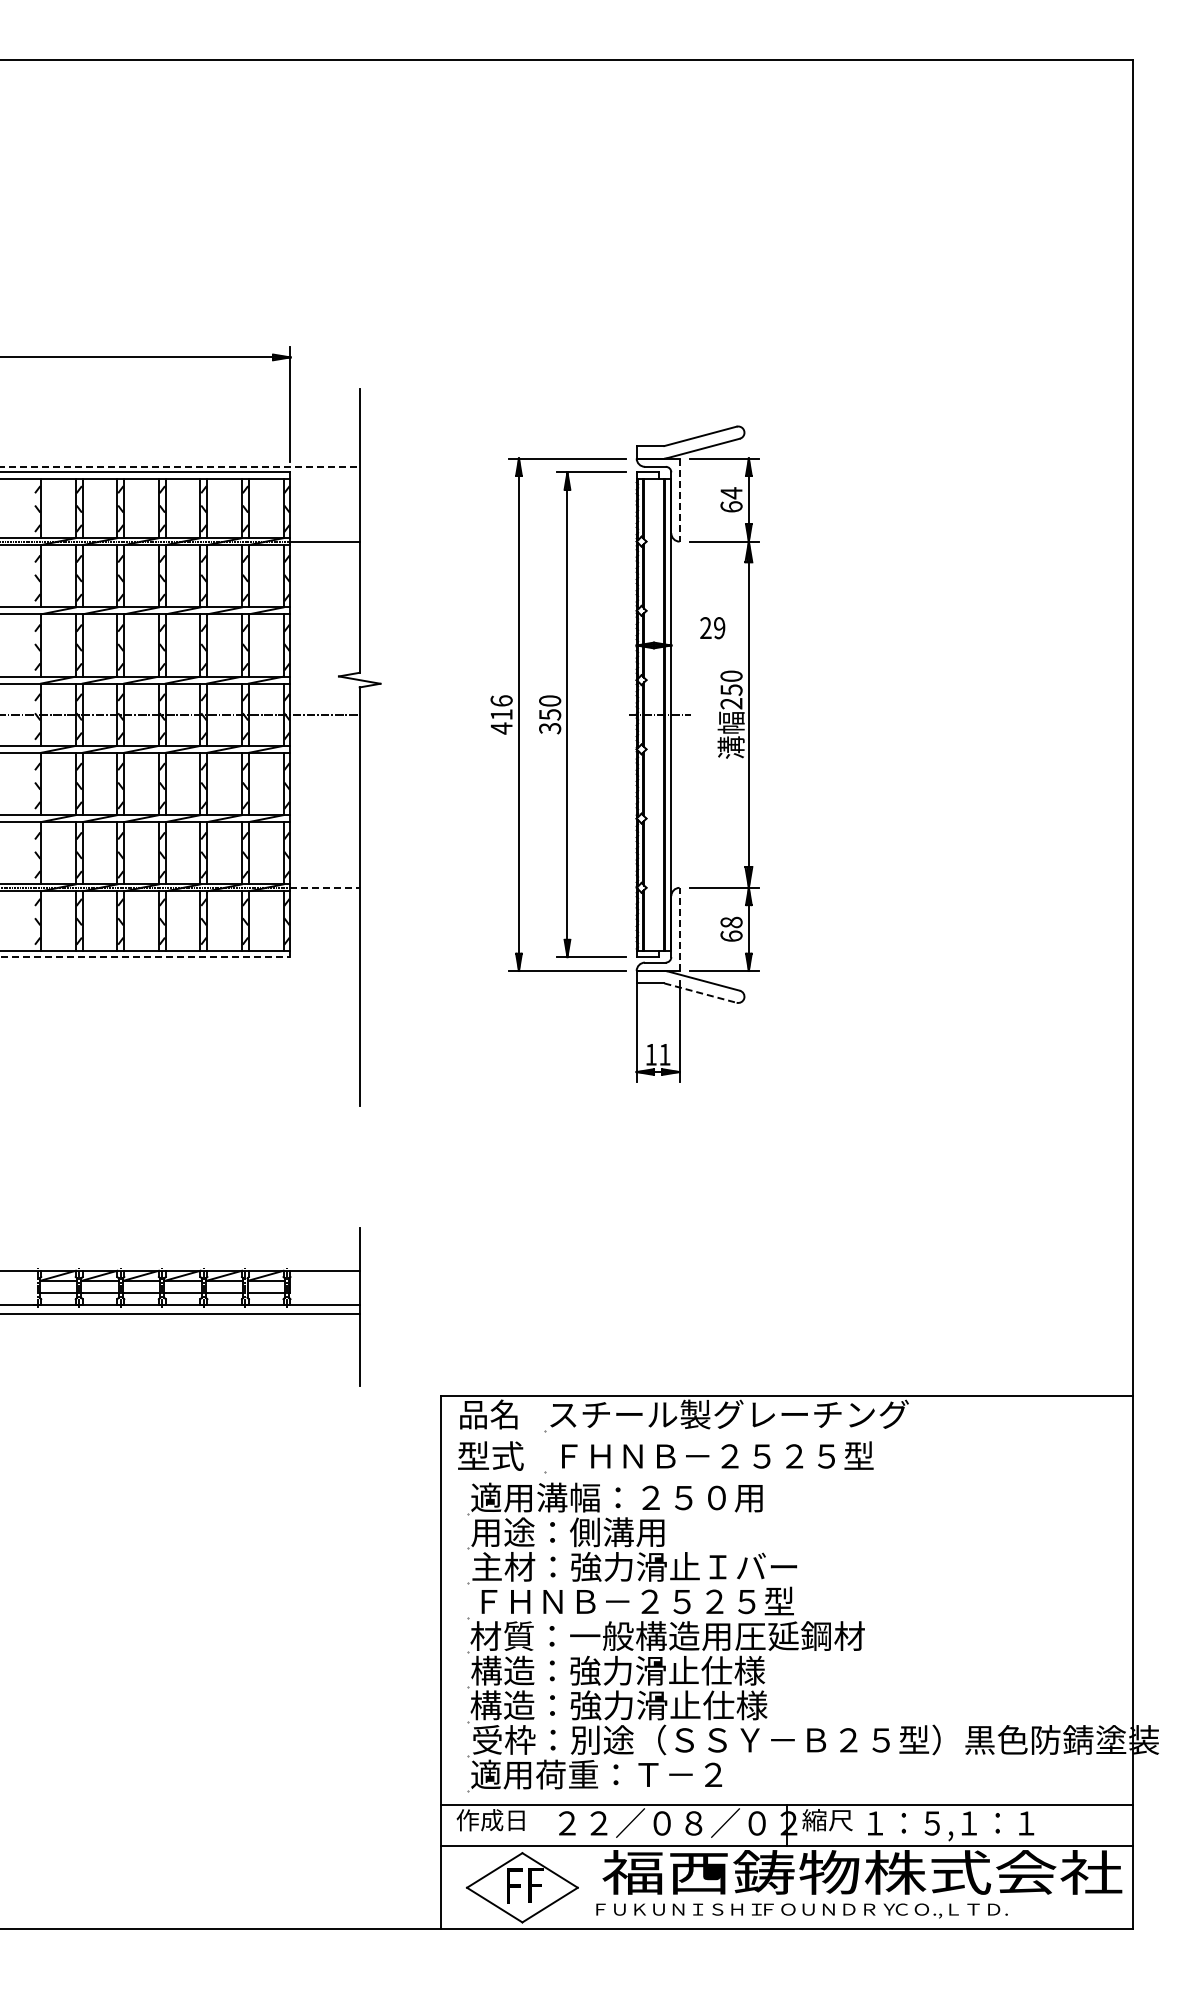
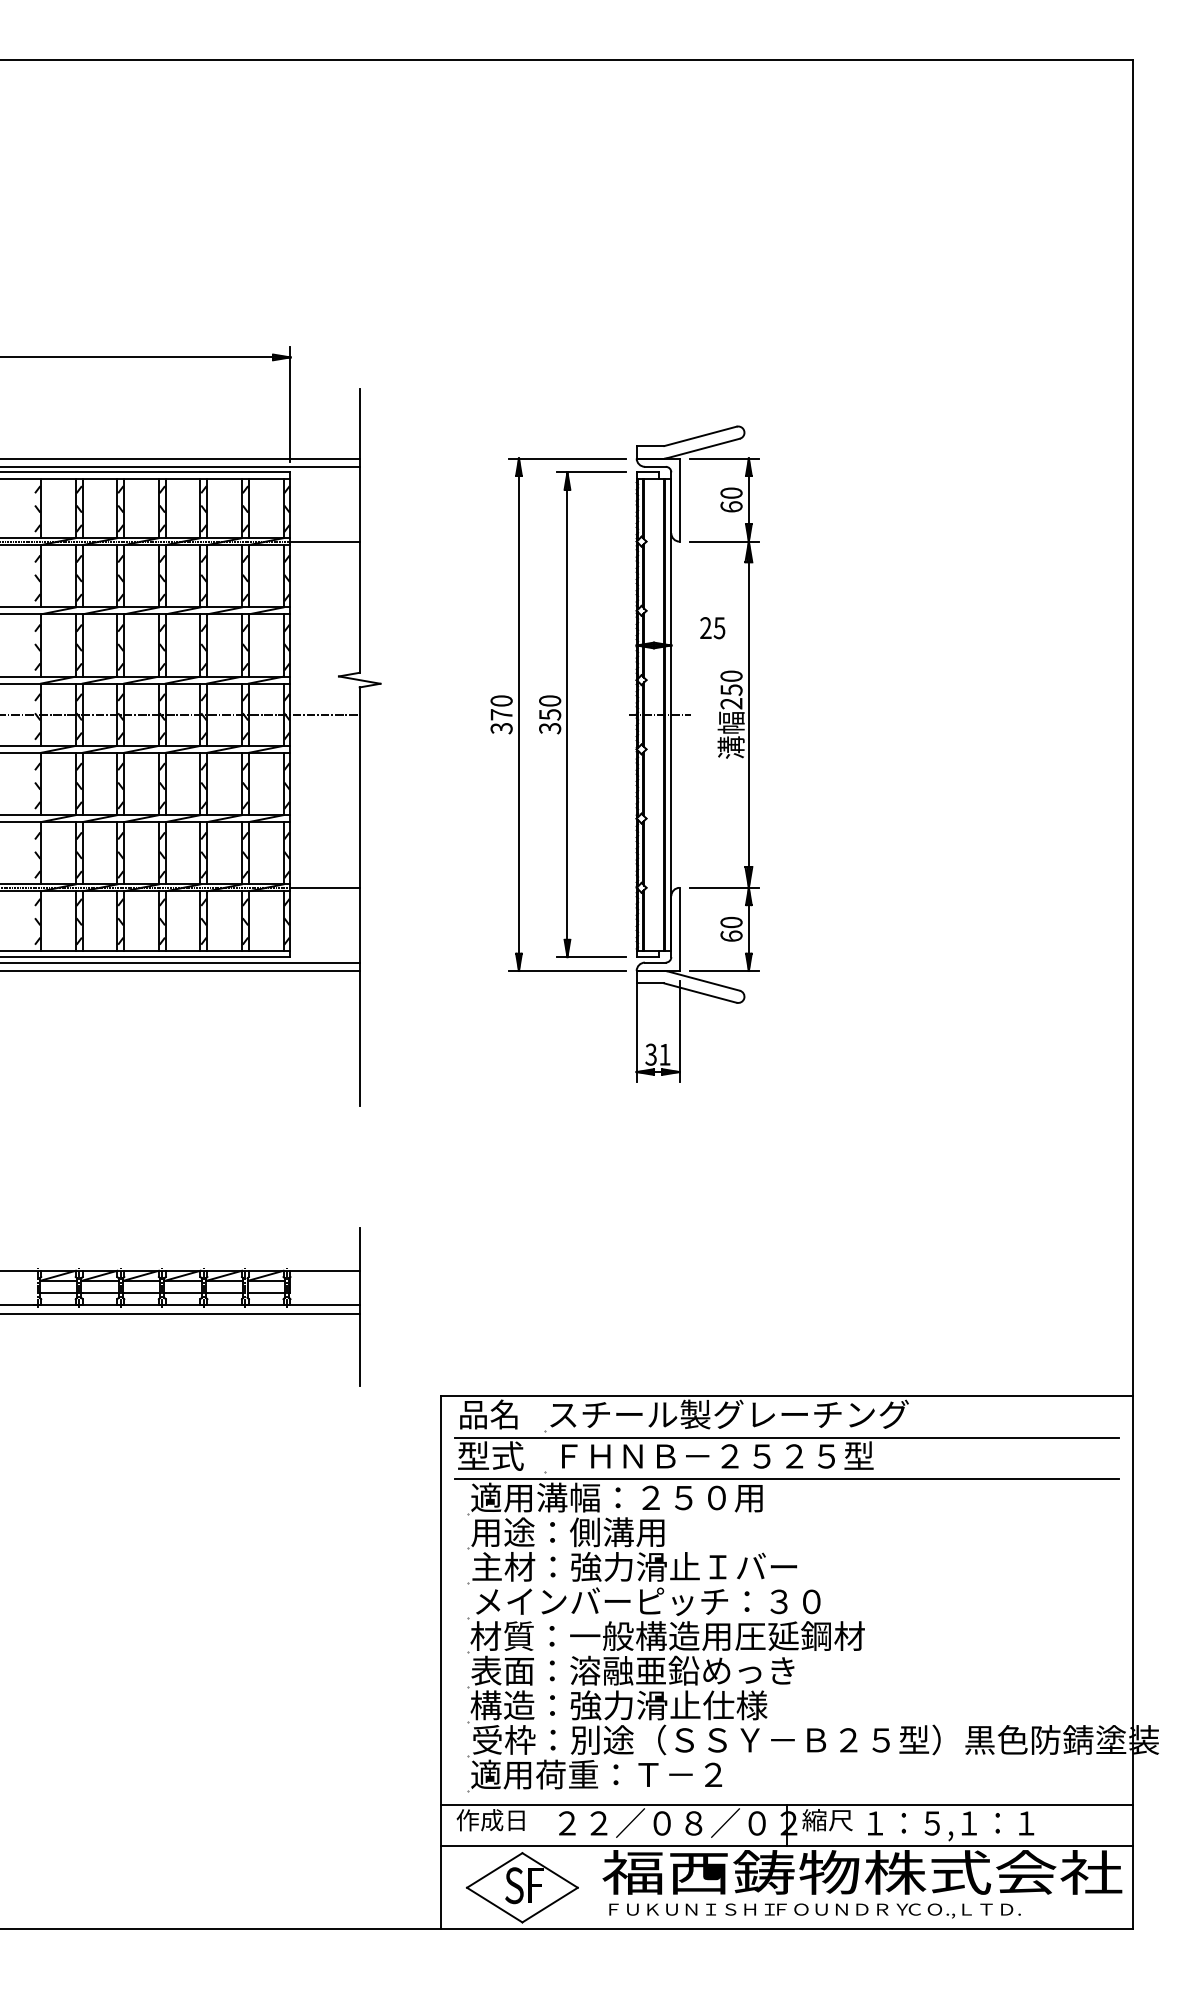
line: none -> present (180, 458)
line: dashed -> solid (180, 466)
text: 64 -> 60 (731, 493)
line: dashed -> solid (679, 500)
text: 29 -> 25 (719, 628)
text: 416 -> 370 (501, 714)
line: dashed -> solid (325, 887)
text: 68 -> 60 (731, 922)
line: dashed -> solid (679, 929)
line: dashed -> solid (145, 957)
line: none -> present (180, 962)
line: none -> present (180, 970)
line: dashed -> solid (701, 993)
text: 11 -> 31 (650, 1054)
line: none -> present (786, 1437)
line: none -> present (786, 1479)
text: ＦＨＮＢ－２５２５型 -> メインバーピッチ：３０ (648, 1600)
text: 構造：強力滑止仕様 -> 表面：溶融亜鉛めっき (632, 1670)
text: F -> S (514, 1885)
text position: (801, 1910) -> (814, 1910) (814, 1910)
